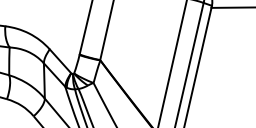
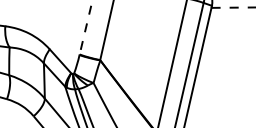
line: solid -> dashed (233, 7)
line: solid -> dashed (86, 27)
